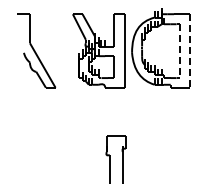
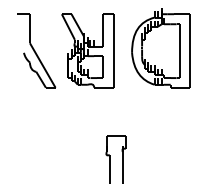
part position: (98, 50) -> (87, 50) (87, 50)
line: dashed -> solid (190, 50)
line: dashed -> solid (180, 51)
